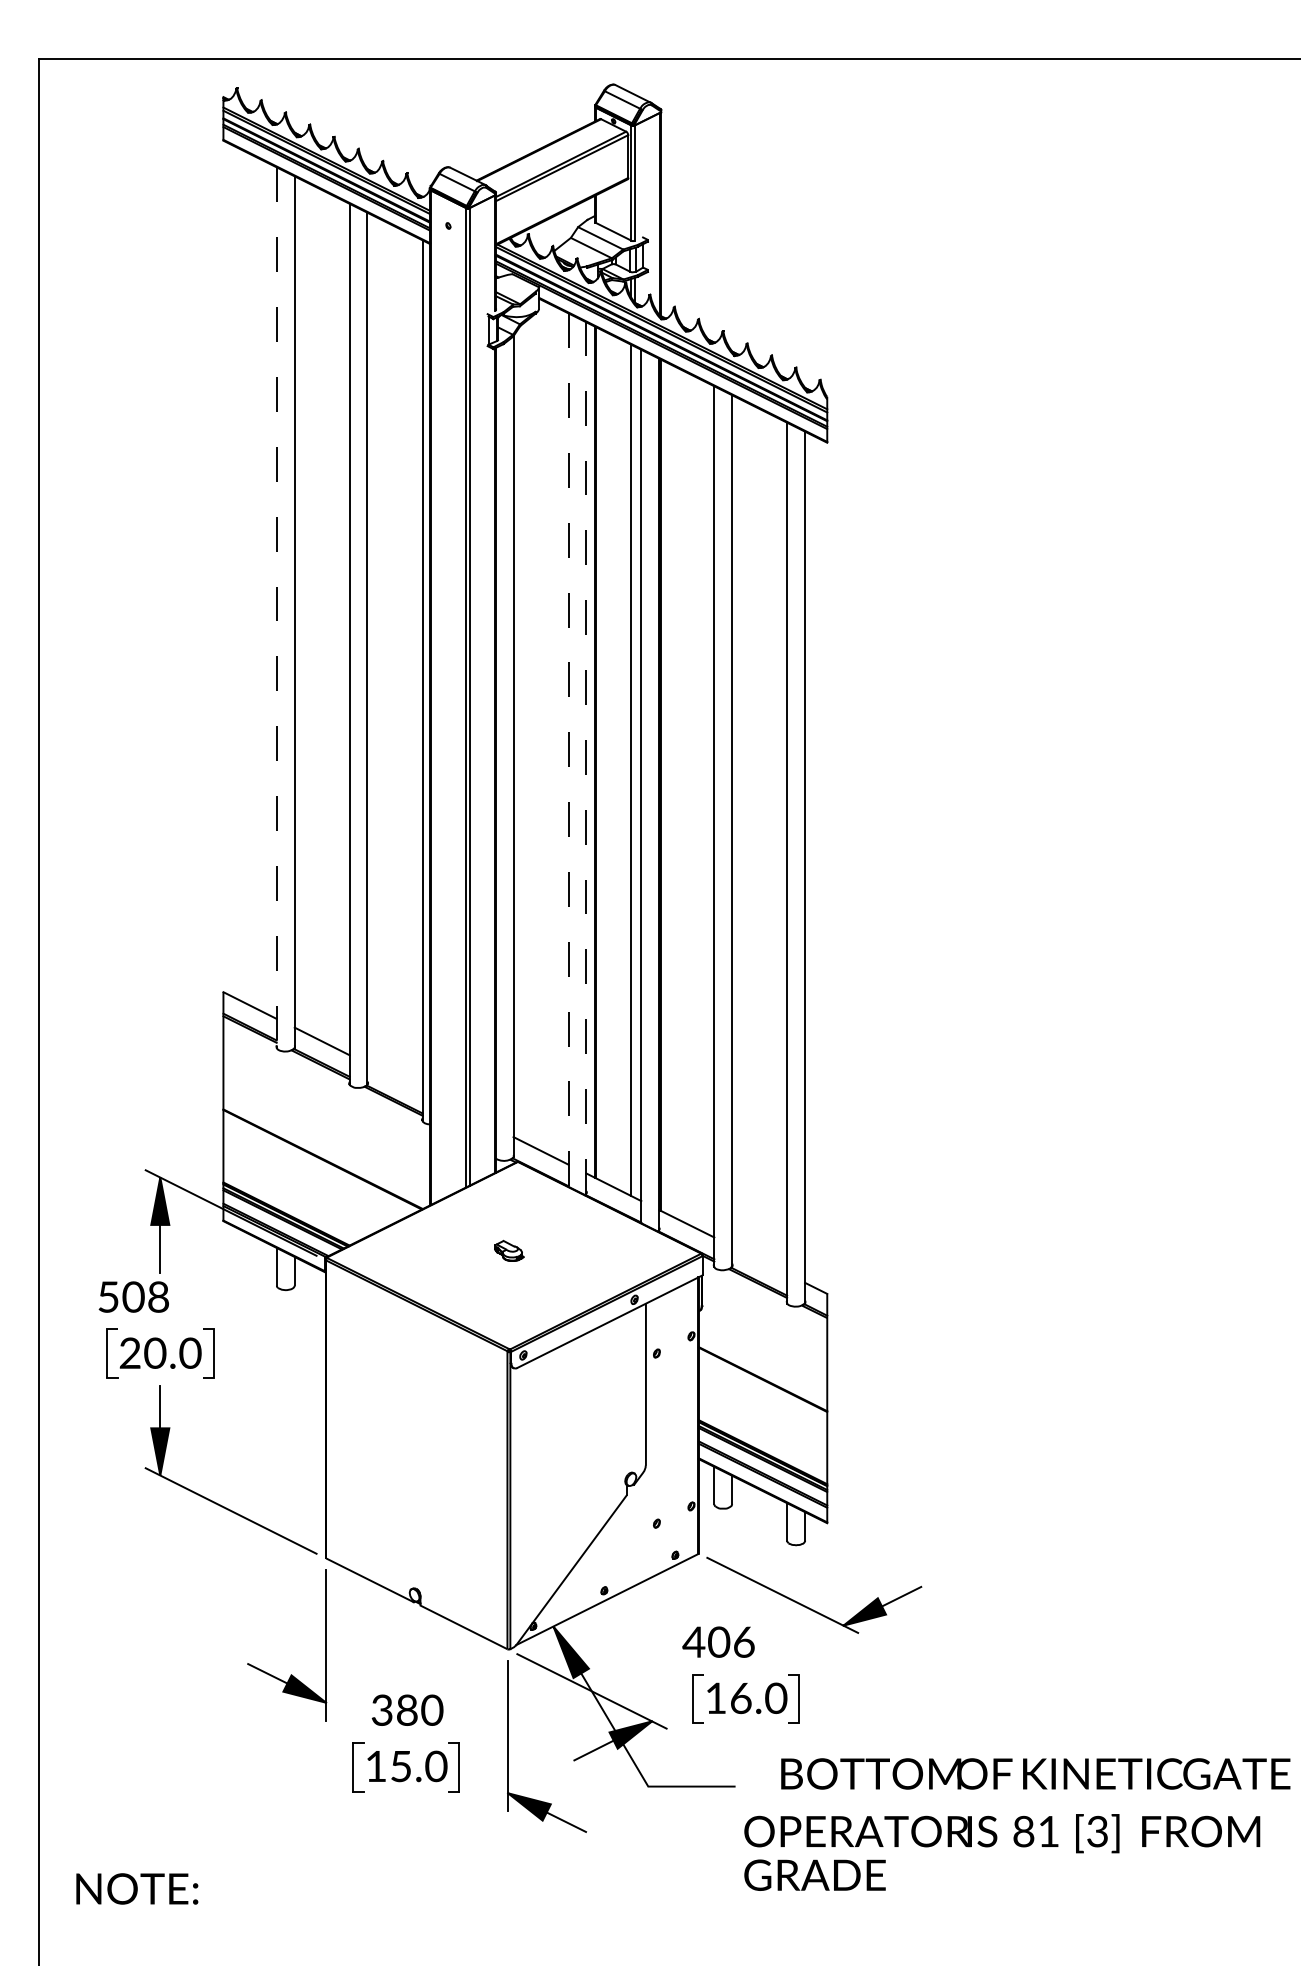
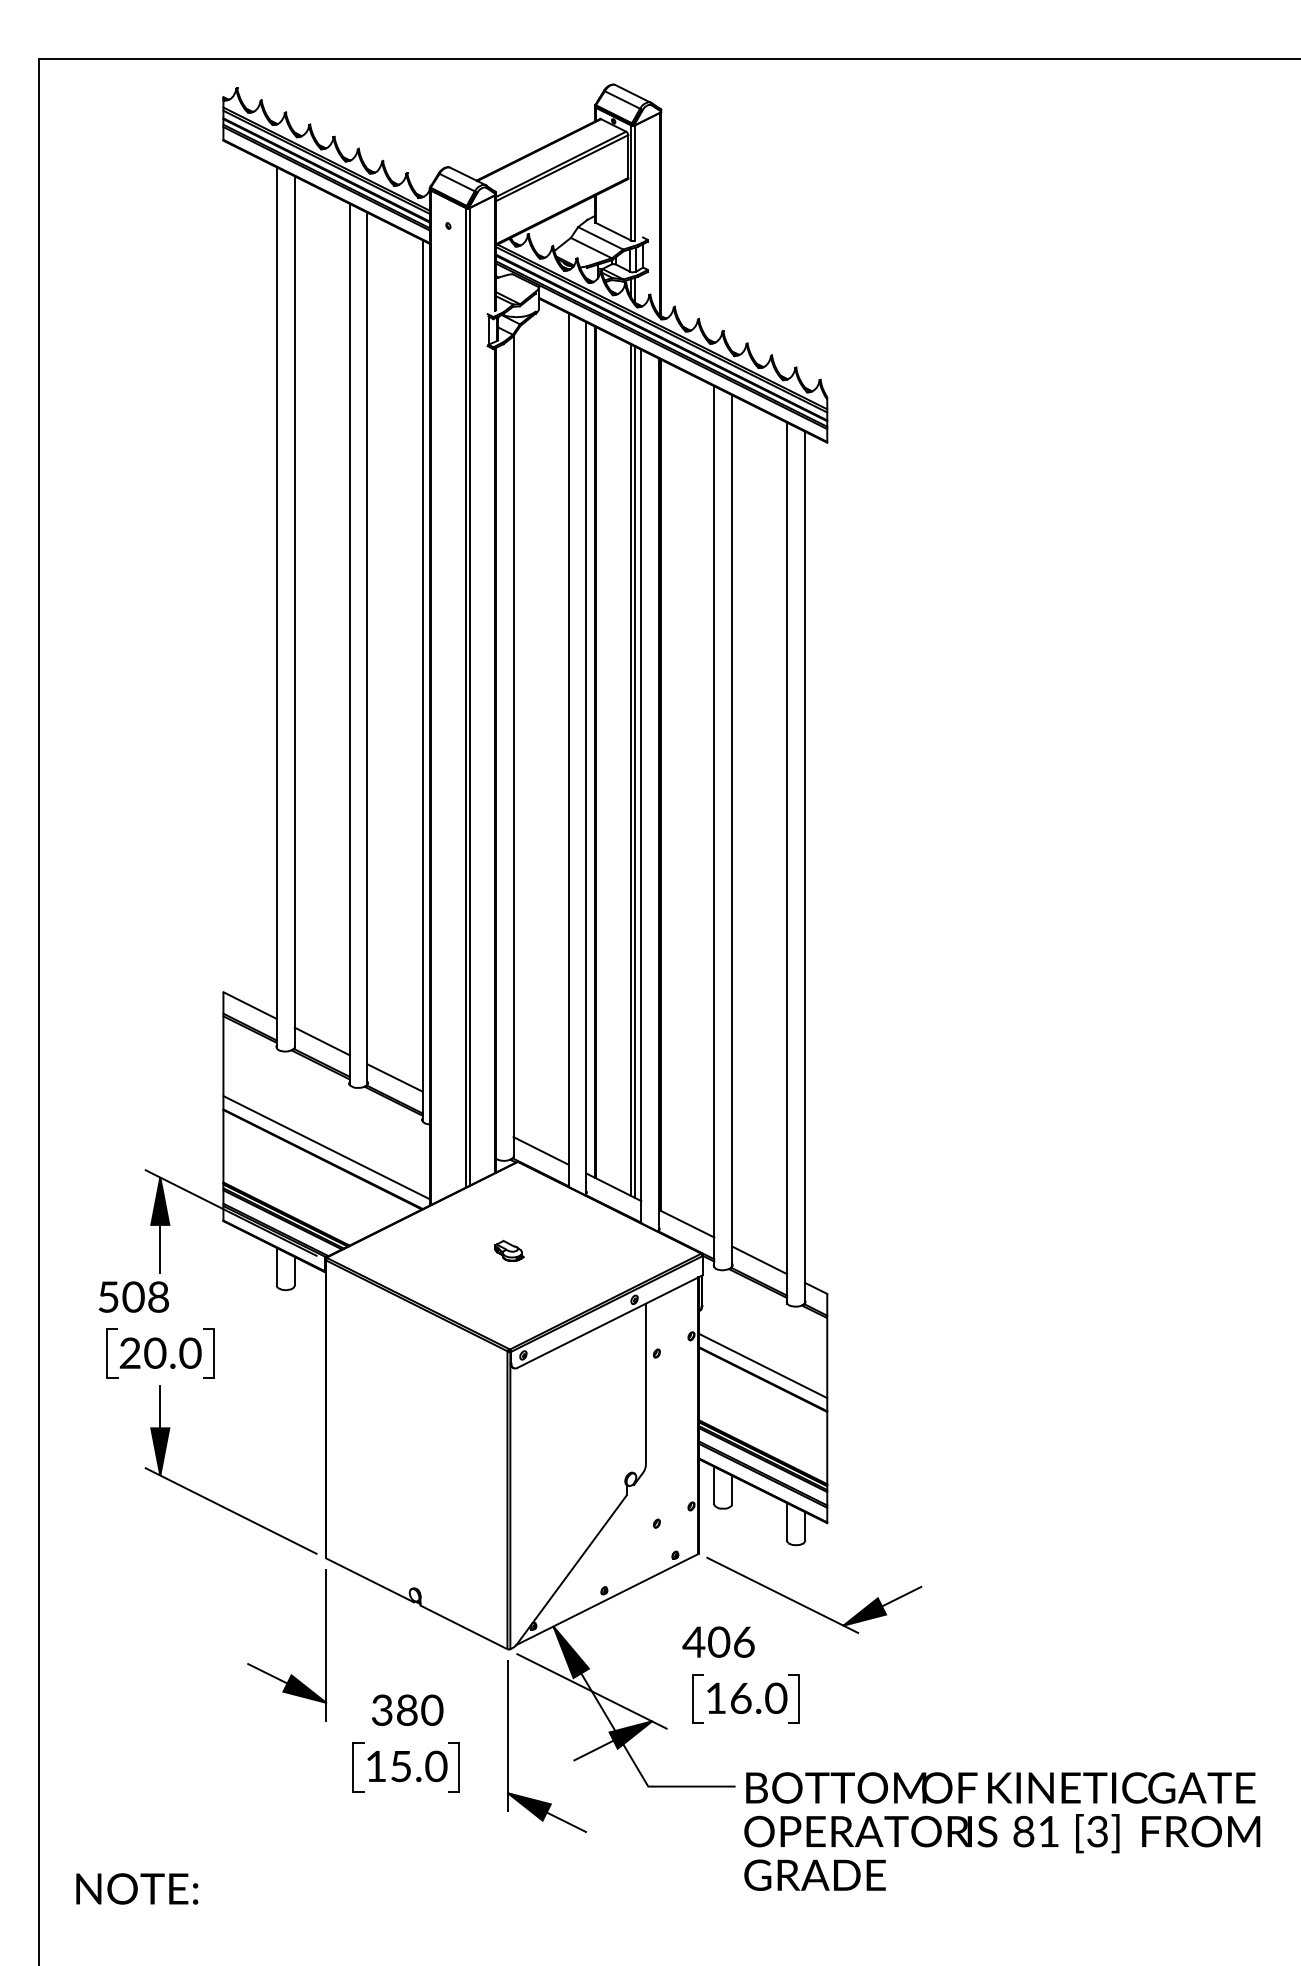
line: dashed -> solid (276, 608)
line: dashed -> solid (568, 750)
line: dashed -> solid (586, 758)
line: none -> present (634, 771)
line: none -> present (394, 1077)
line: none -> present (326, 1147)
line: none -> present (759, 1260)
line: none -> present (762, 1365)
text position: (1035, 1773) -> (1000, 1787) (1000, 1787)
